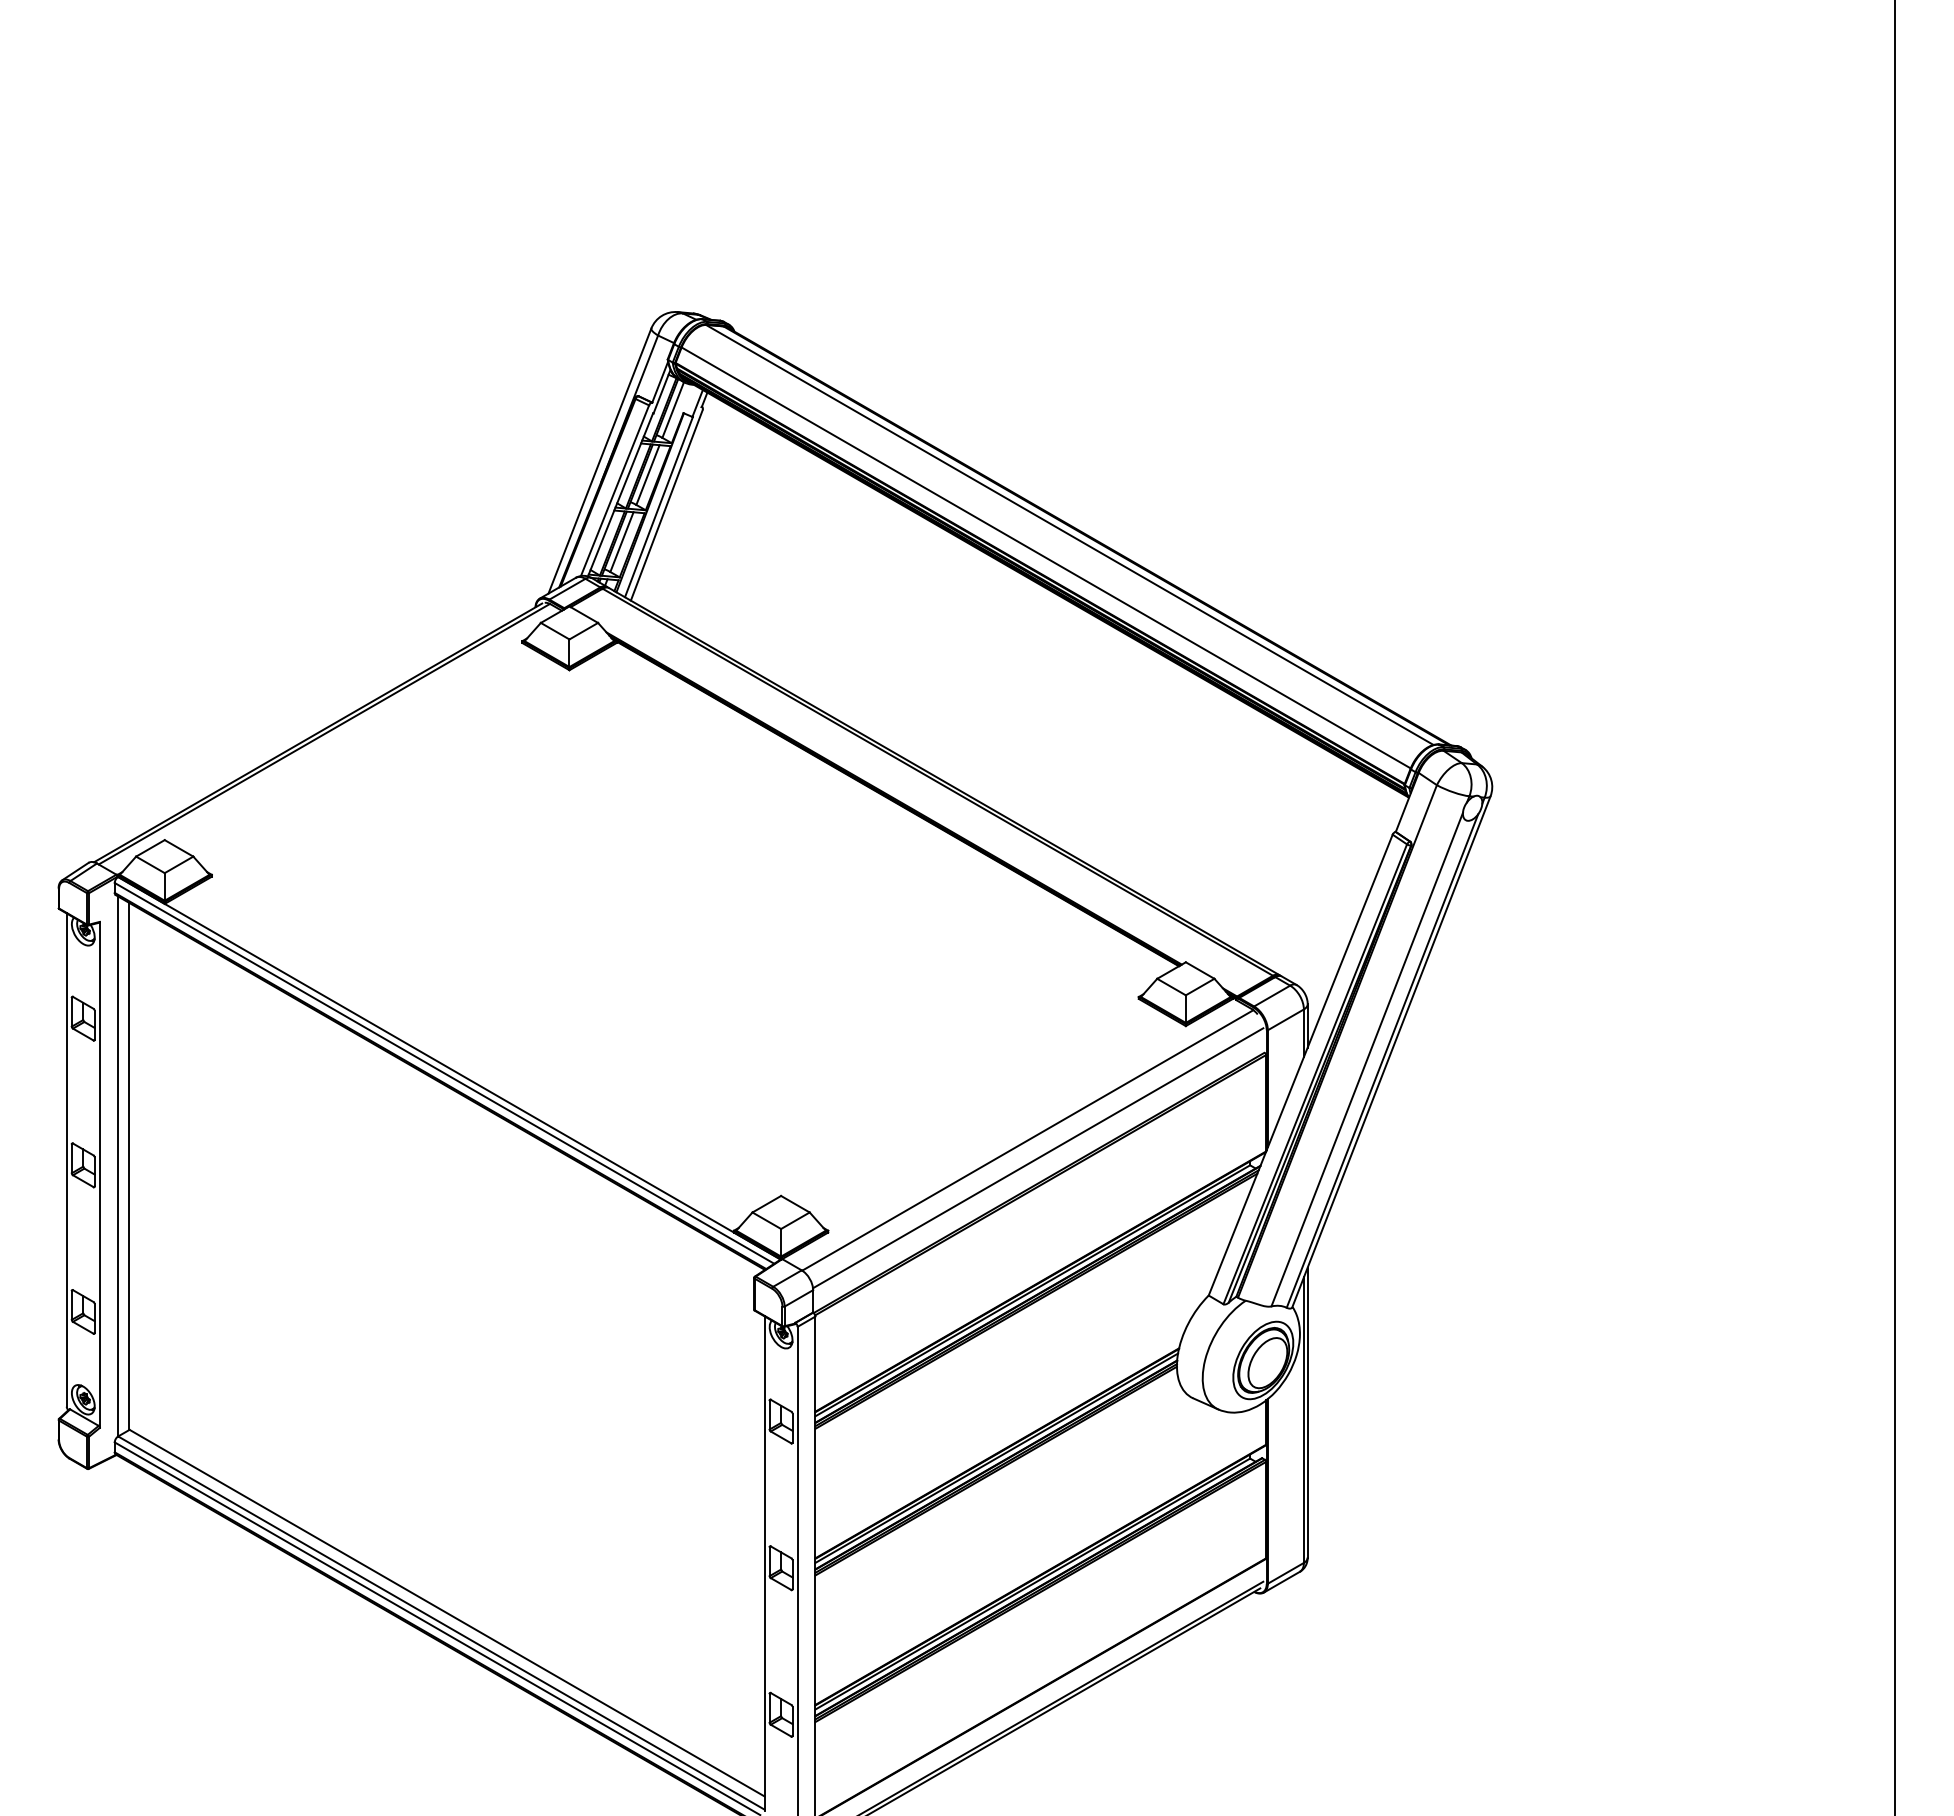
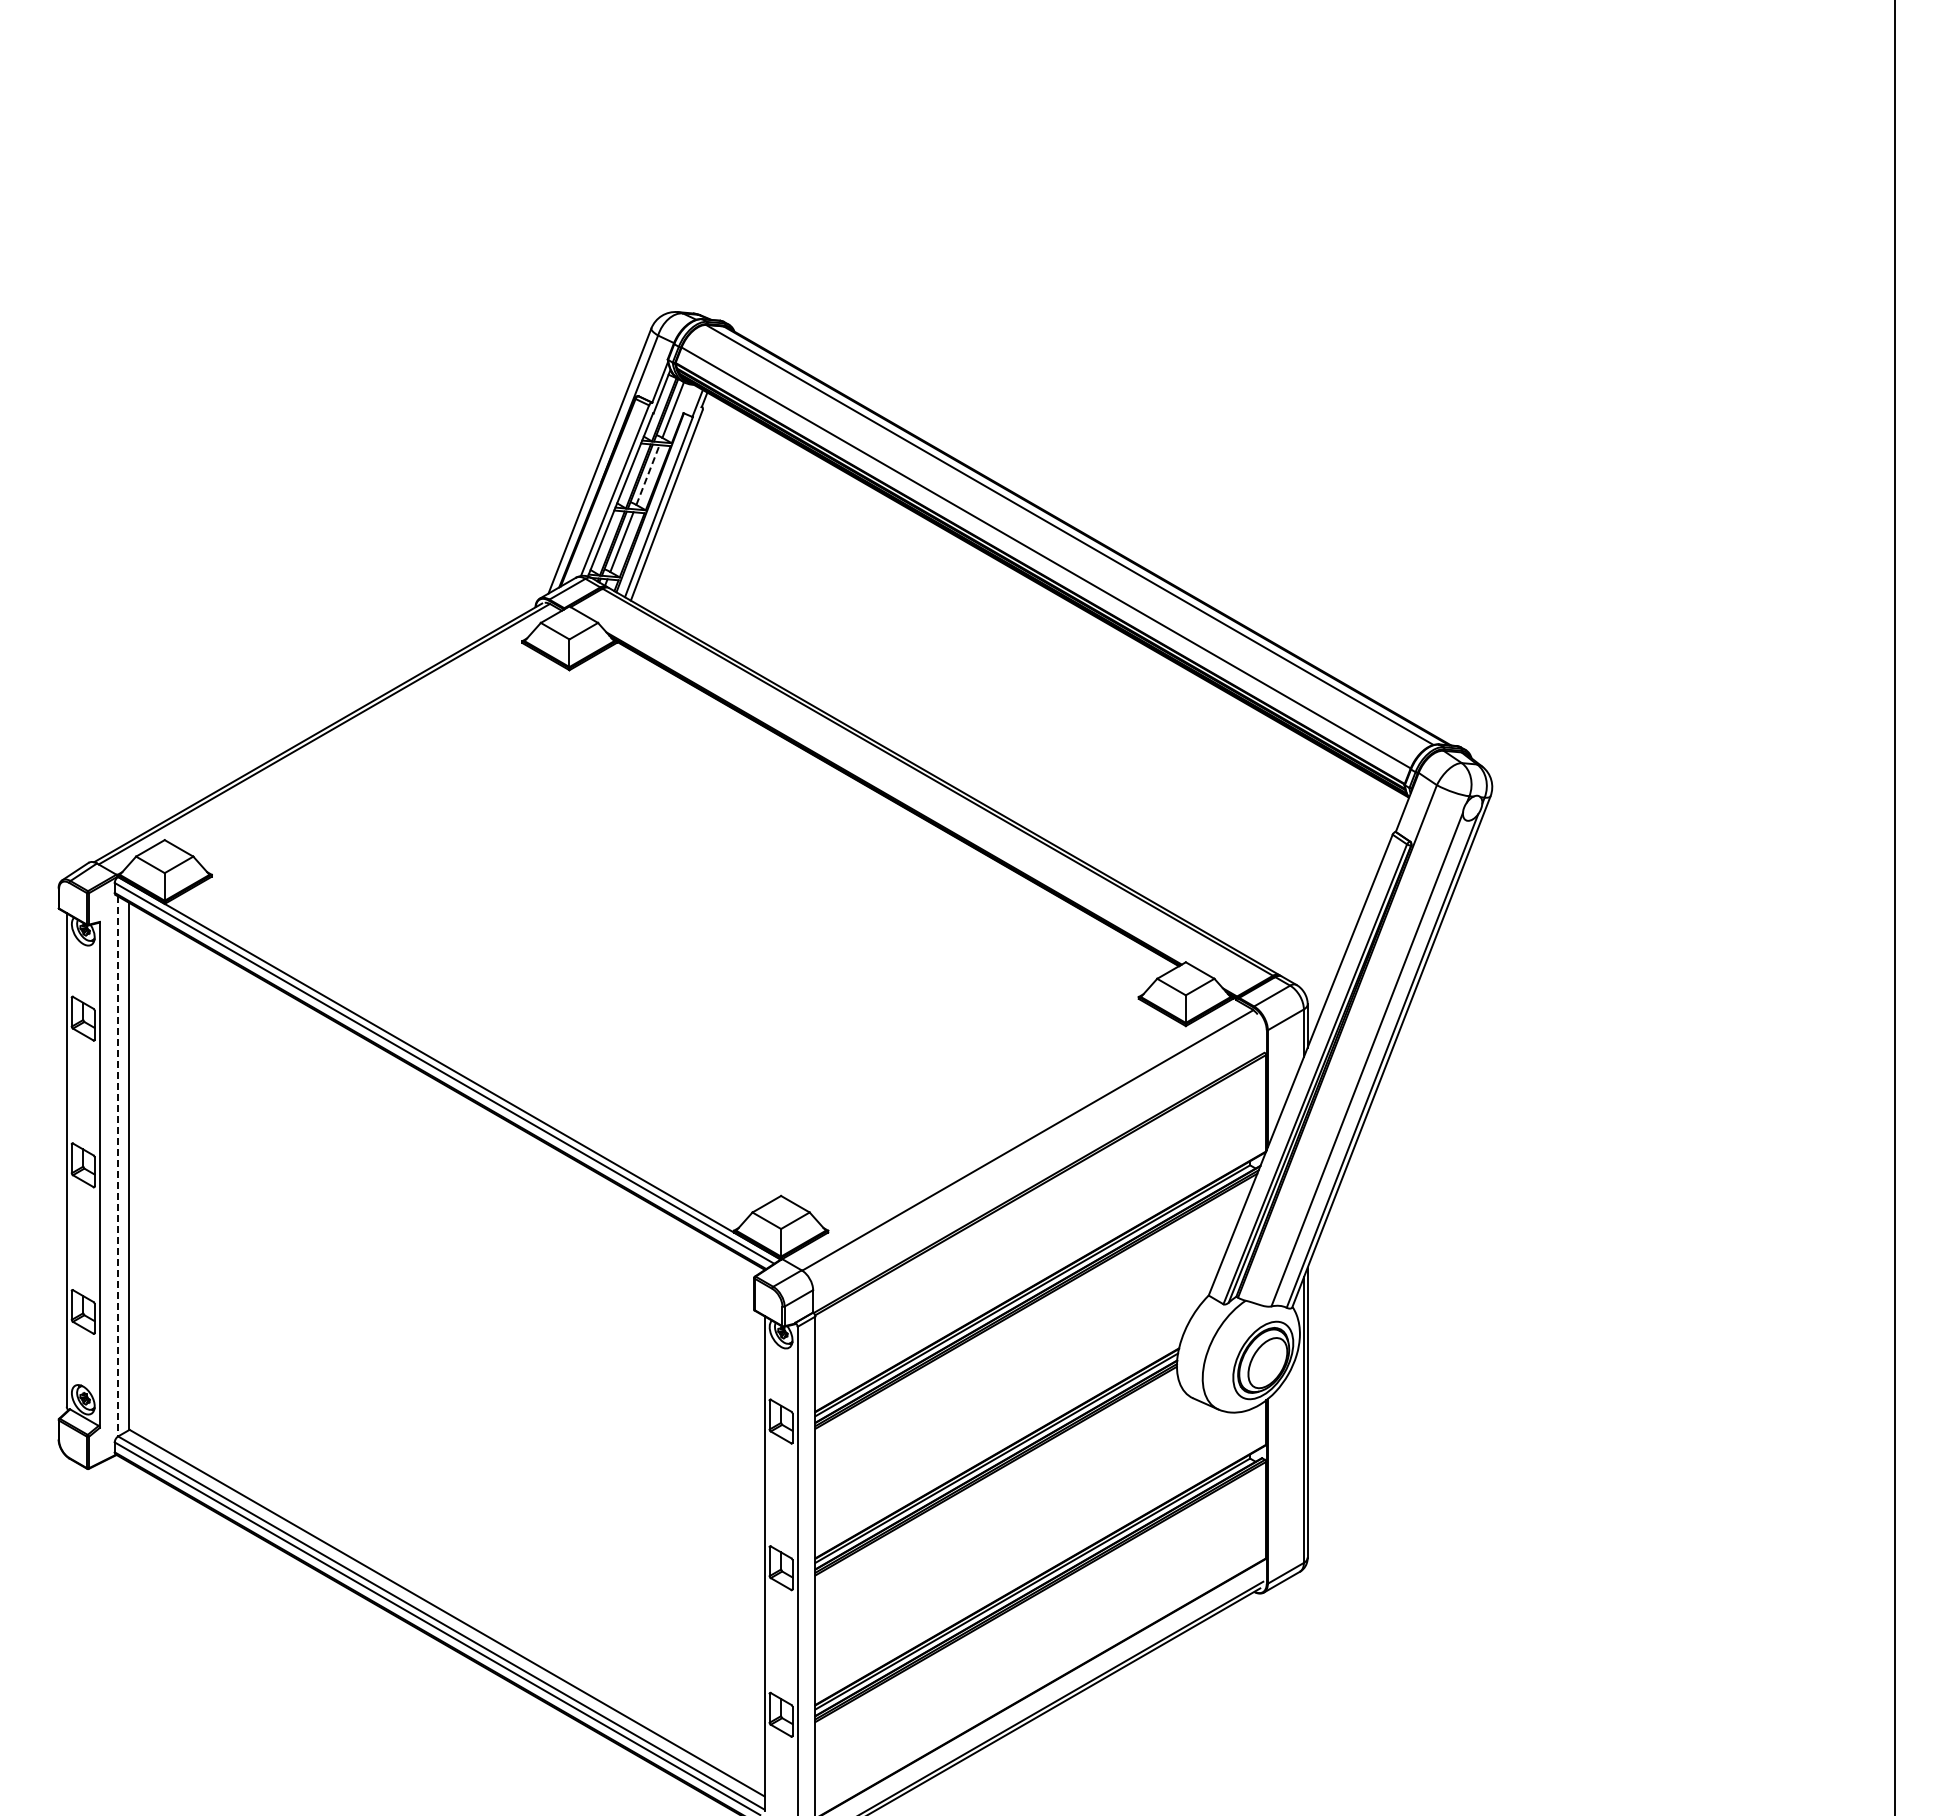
line: solid -> dashed (648, 474)
line: present -> none (1038, 1158)
line: solid -> dashed (117, 1167)
